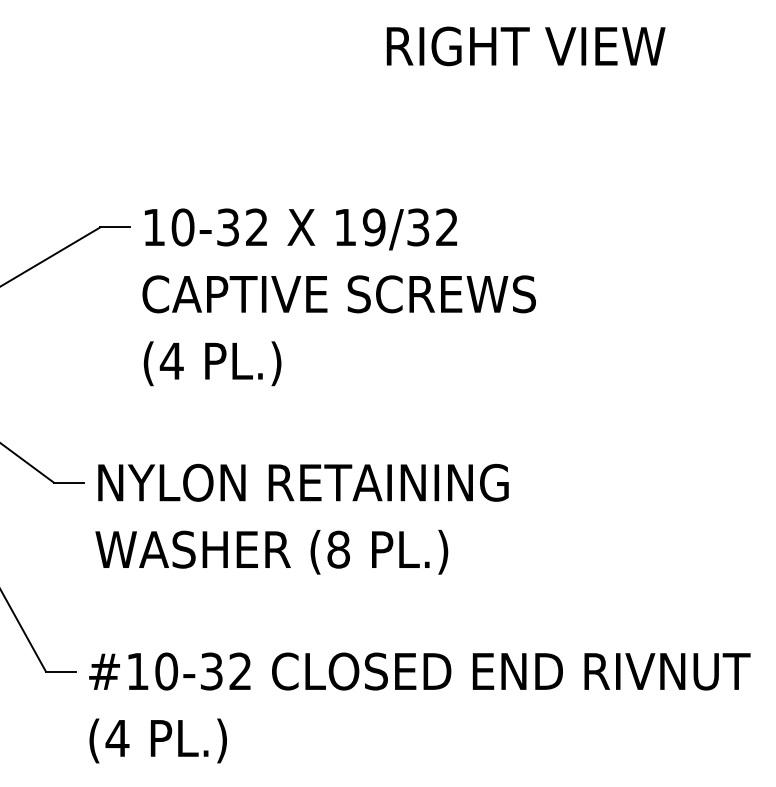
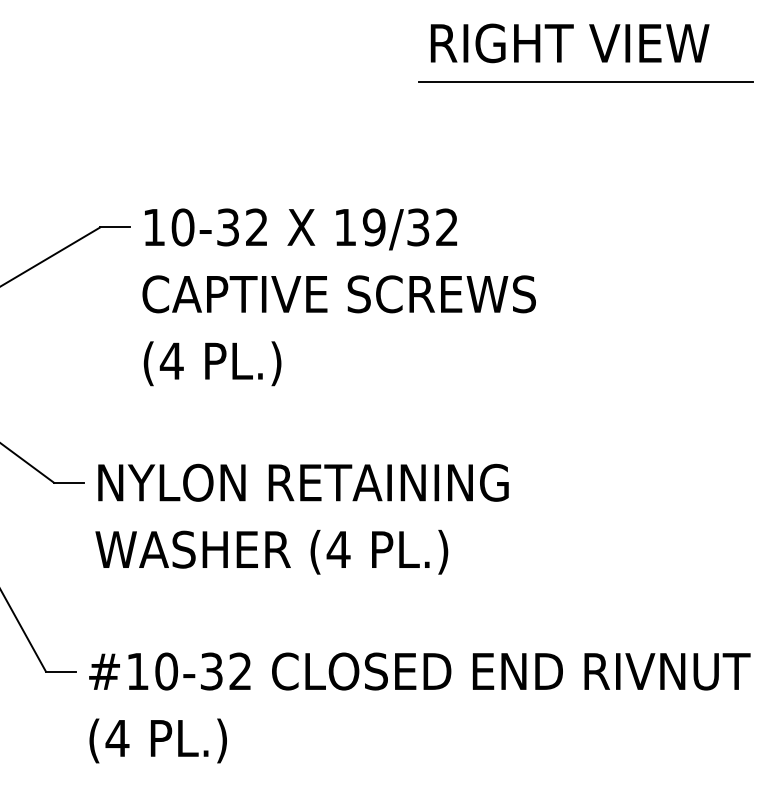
text position: (525, 46) -> (569, 43) (569, 43)
line: none -> present (585, 81)
text: (8 -> (4 (338, 549)
